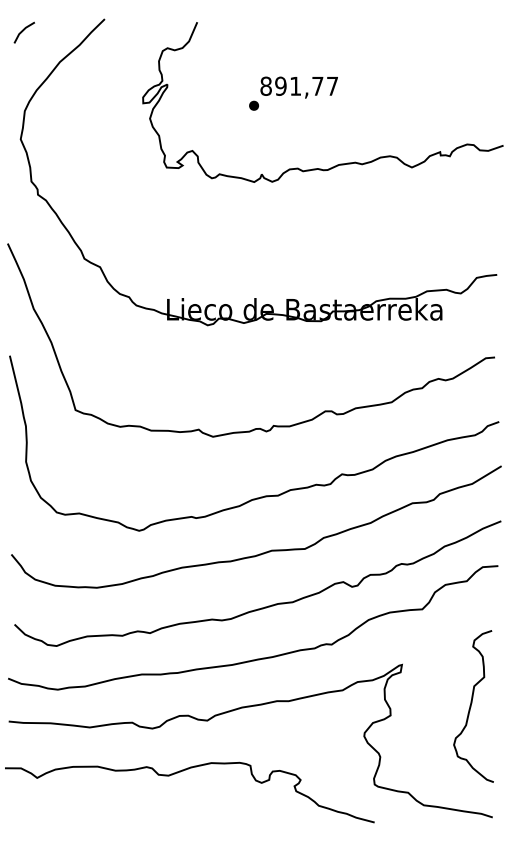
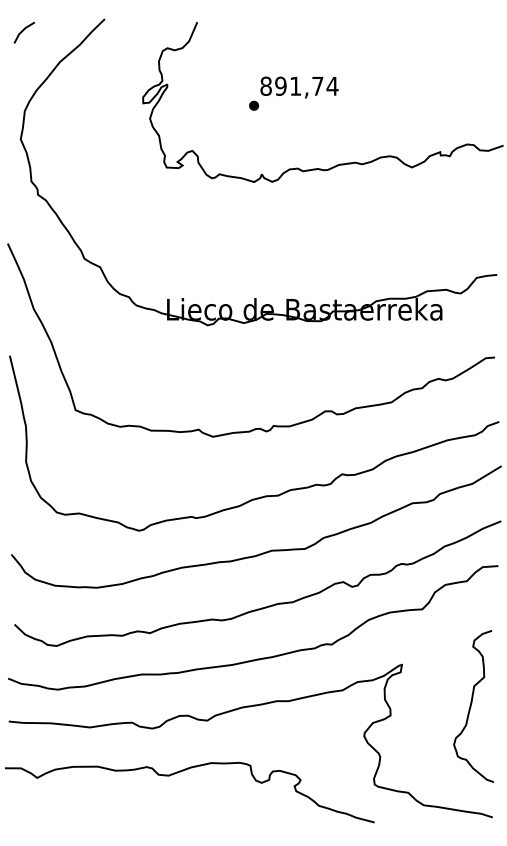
text: 891,77 -> 891,74 (332, 86)
